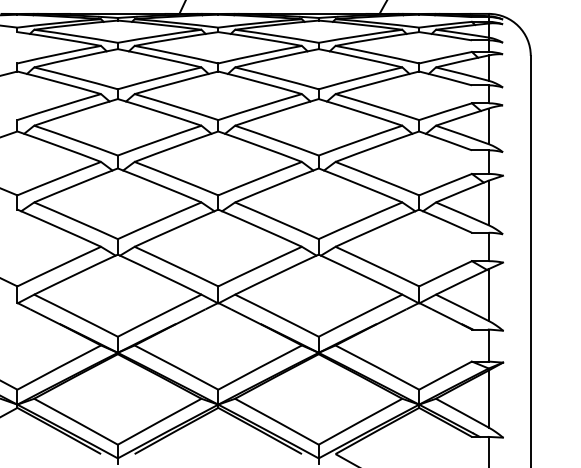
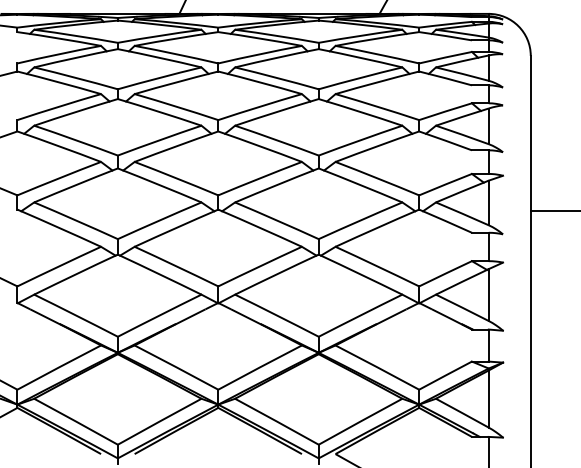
line: none -> present (553, 211)
